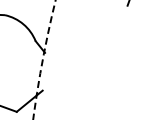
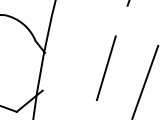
arc: dashed -> solid (42, 59)
line: none -> present (105, 68)
line: none -> present (145, 80)
